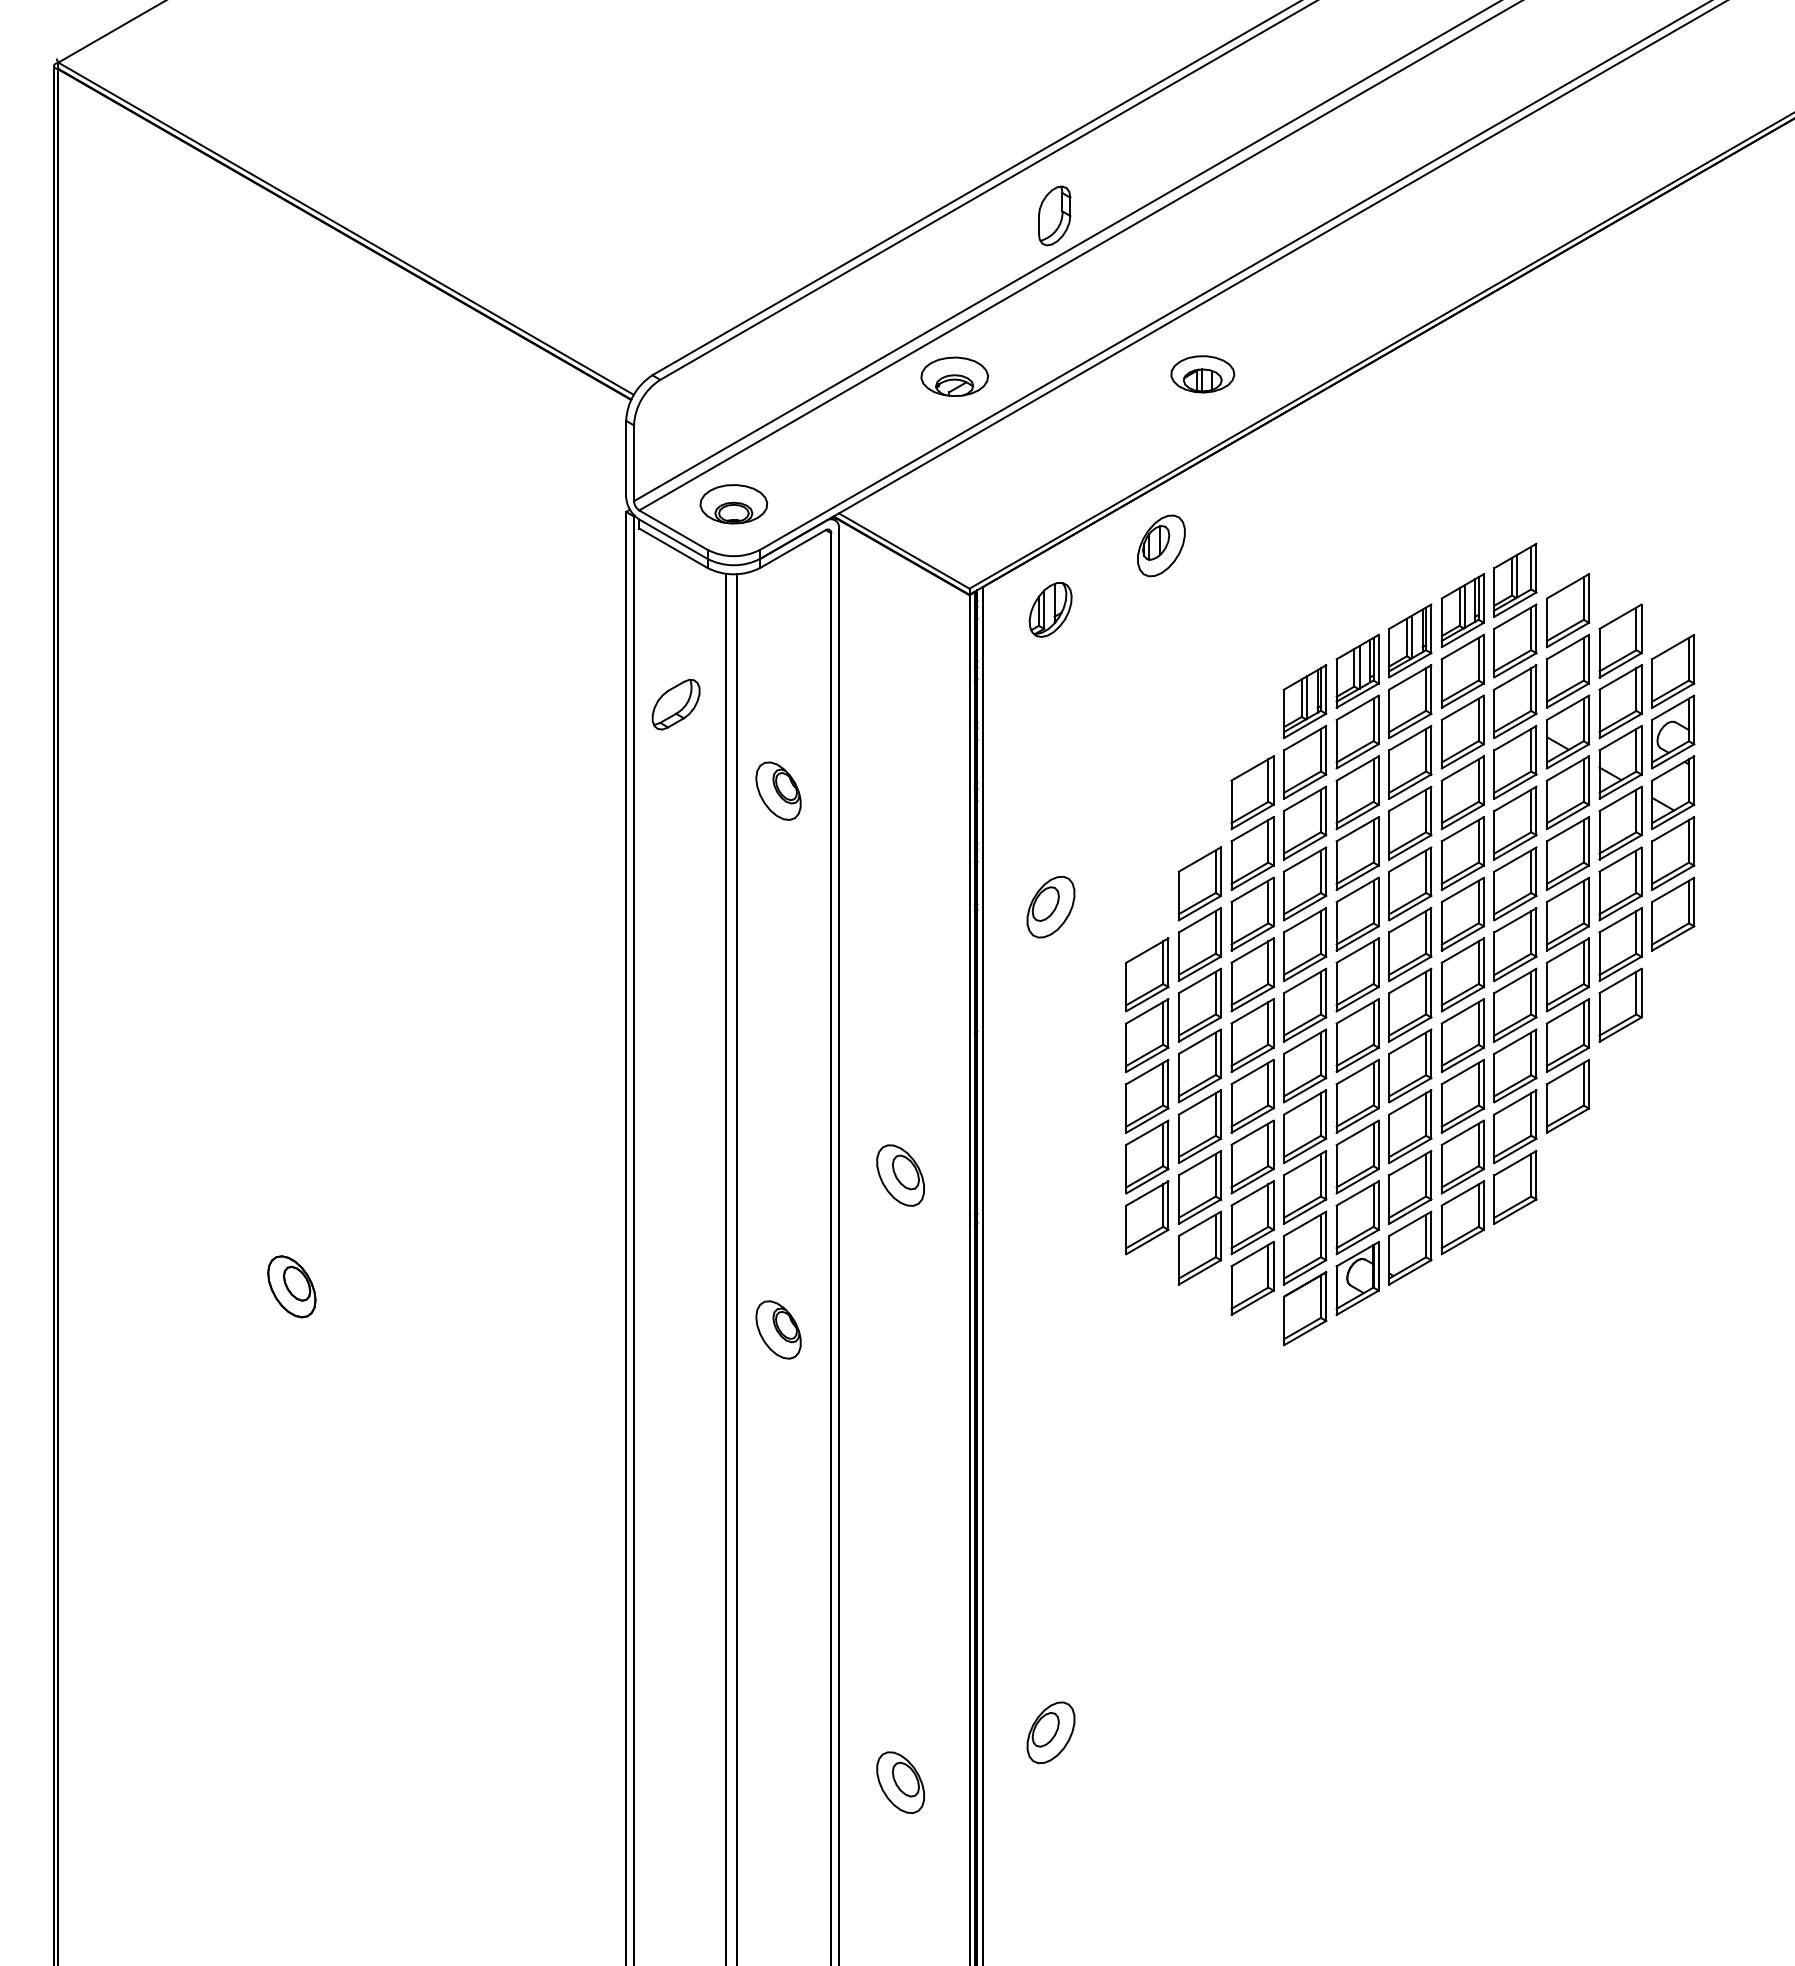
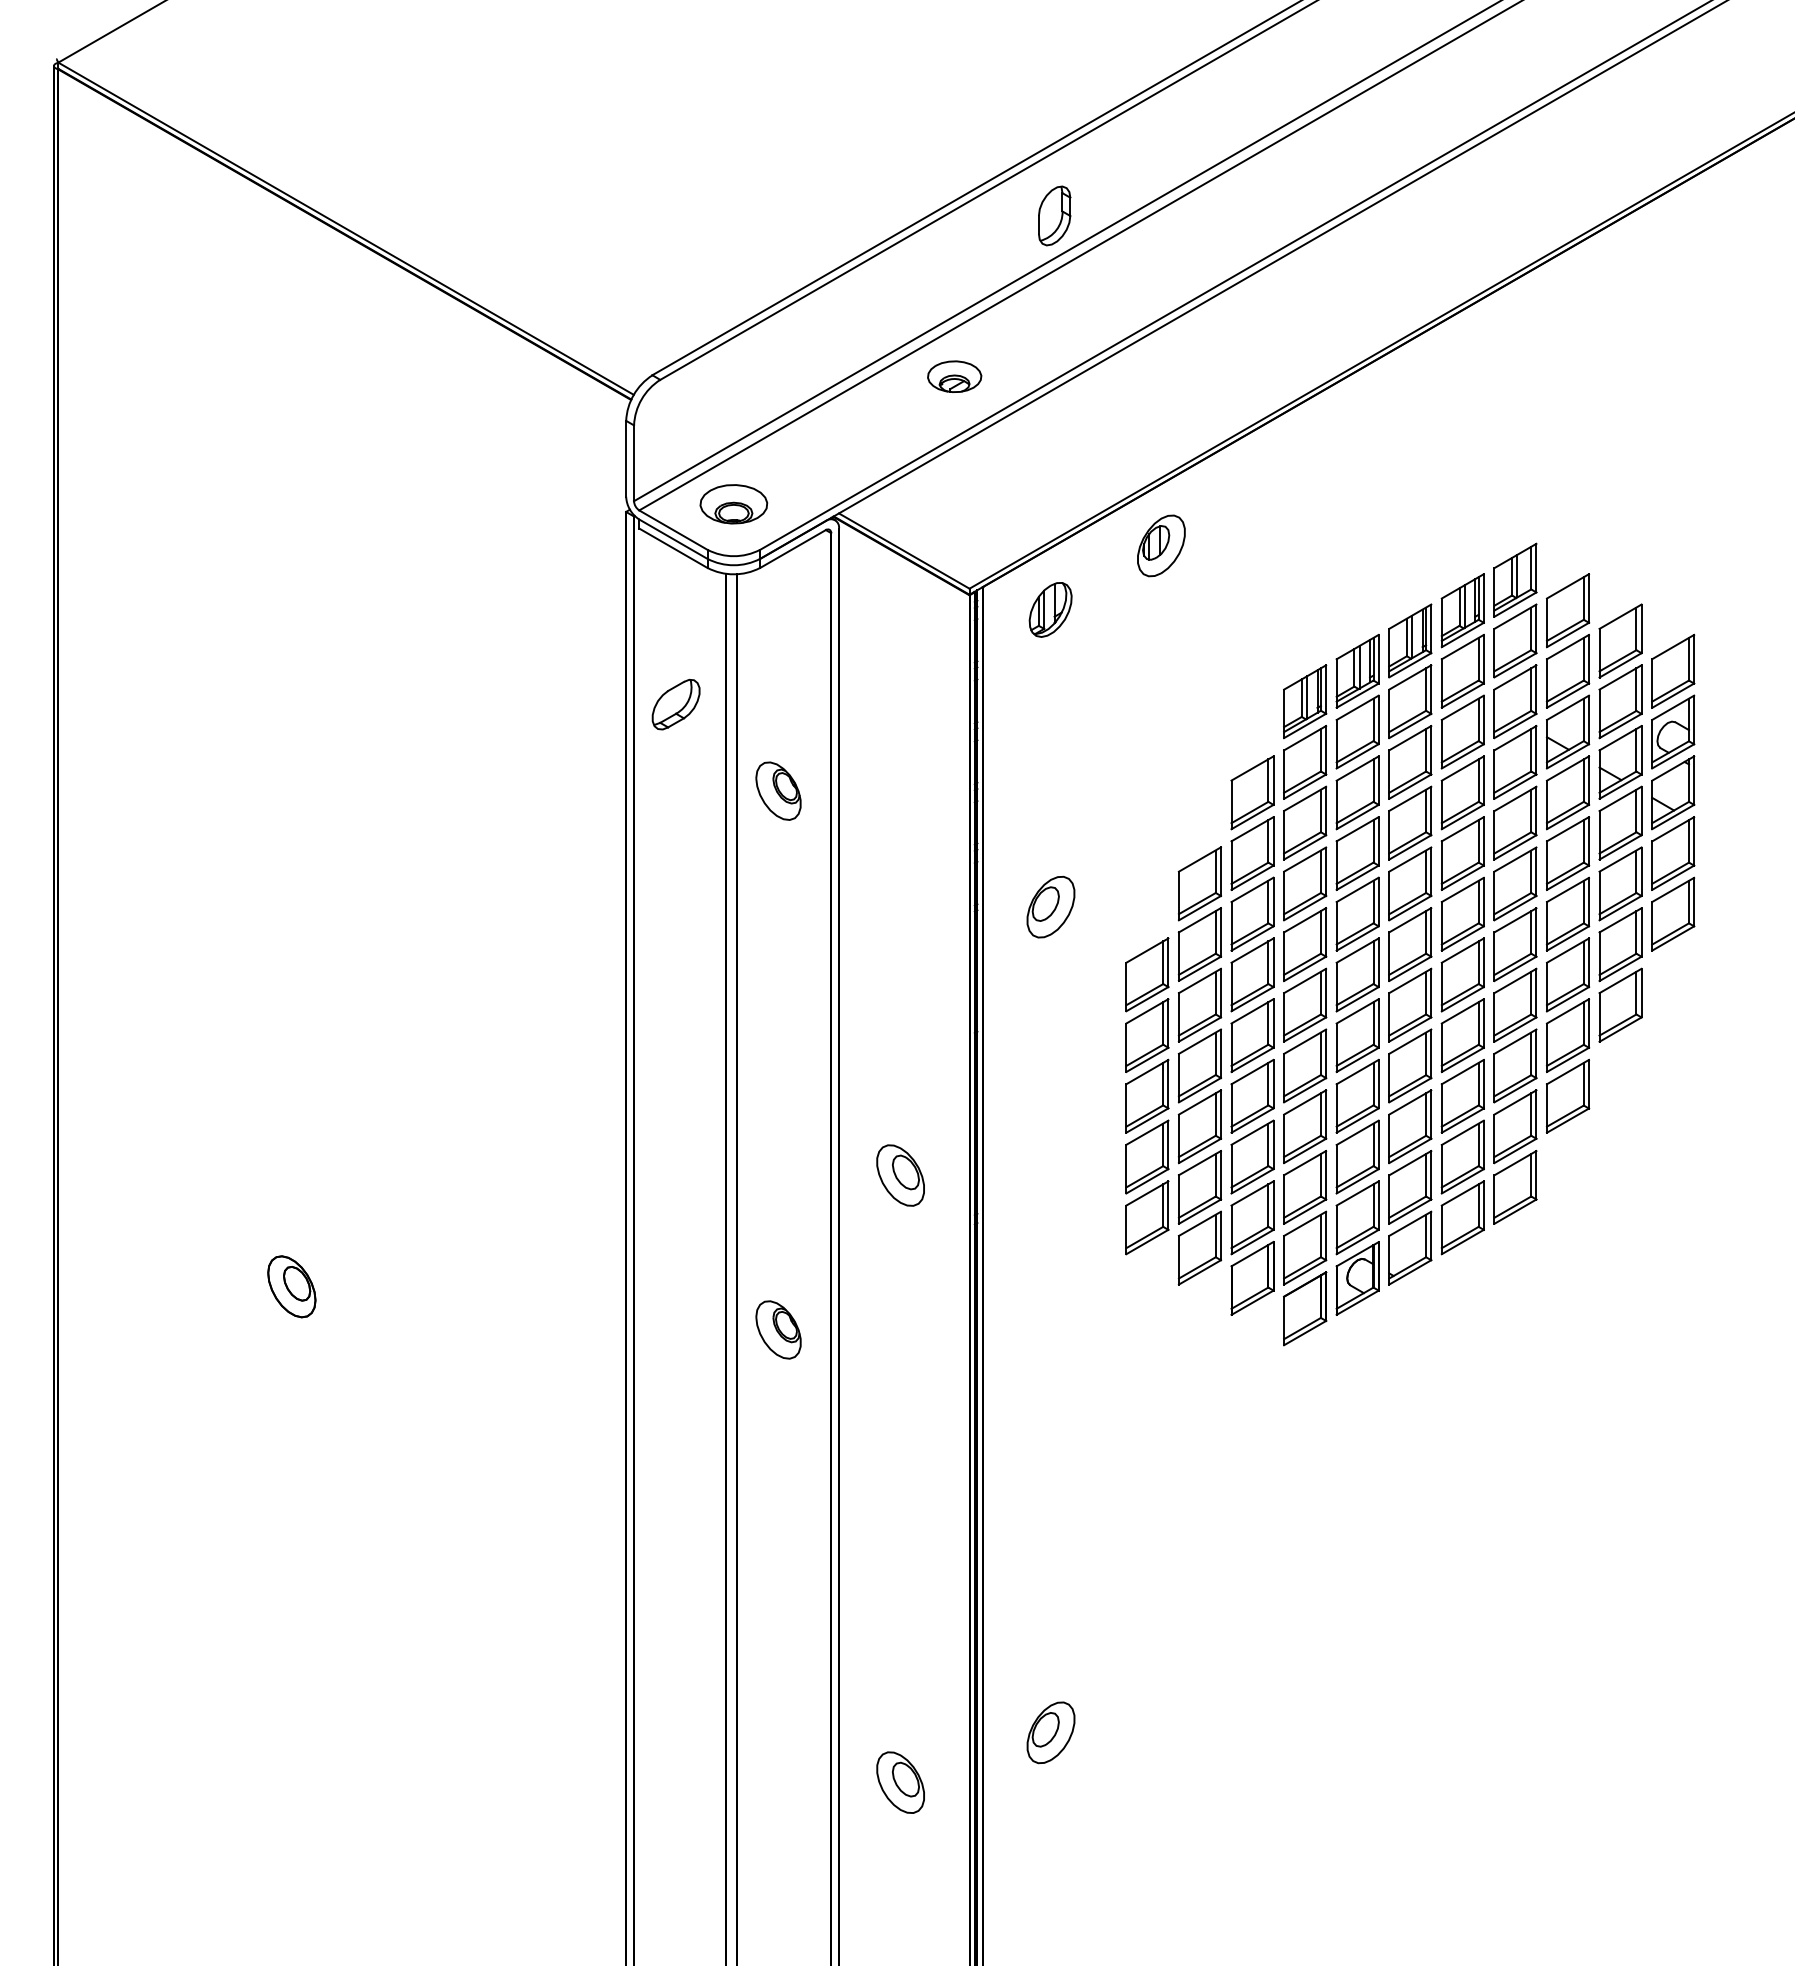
part: present -> none (1202, 374)
part size: 69x41 px -> 56x33 px (954, 376)
